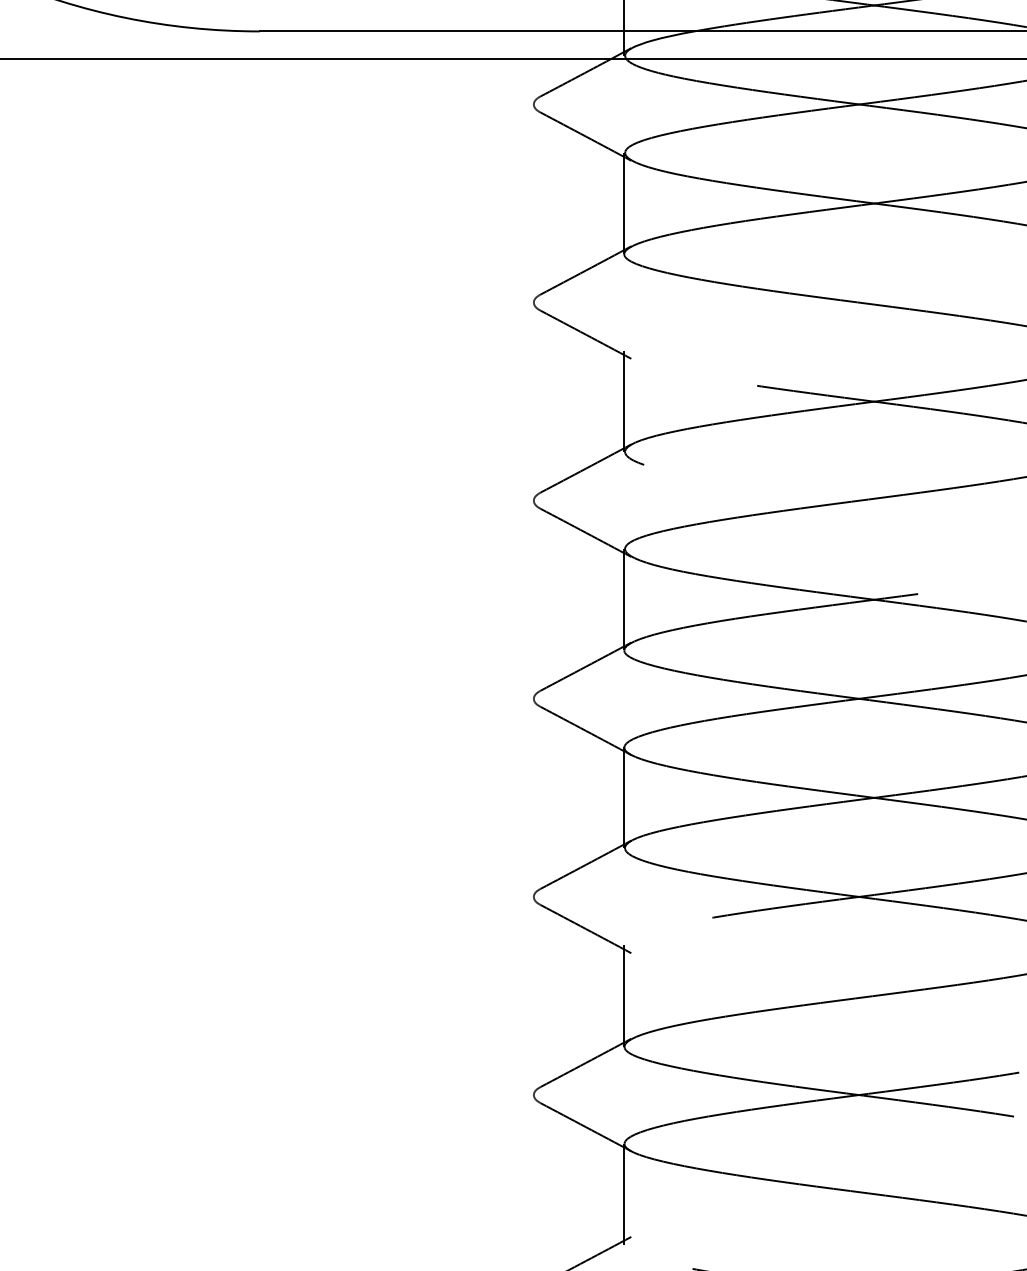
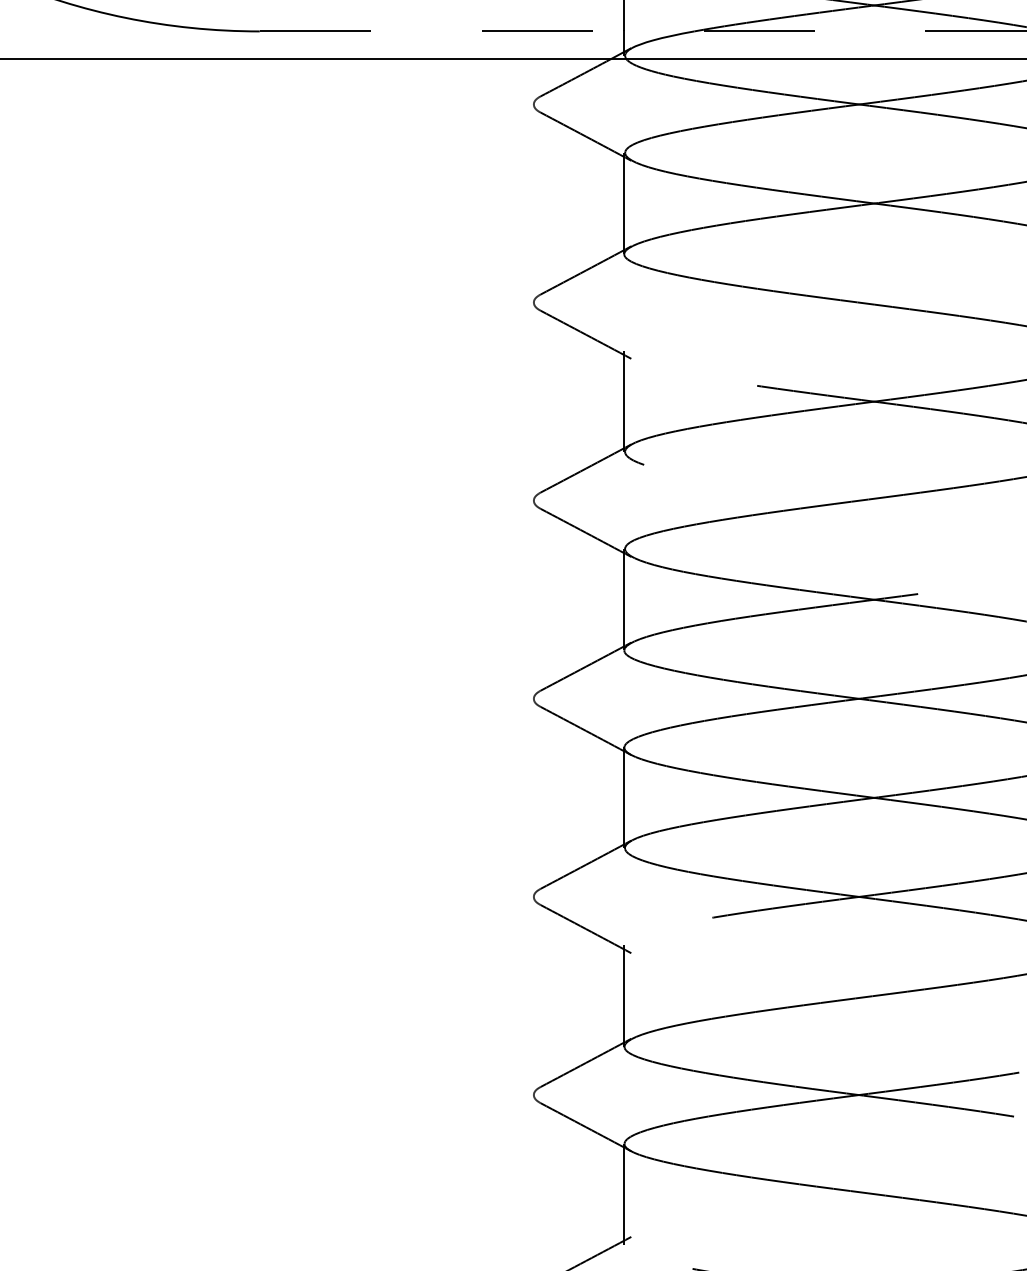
line: solid -> dashed (643, 31)
